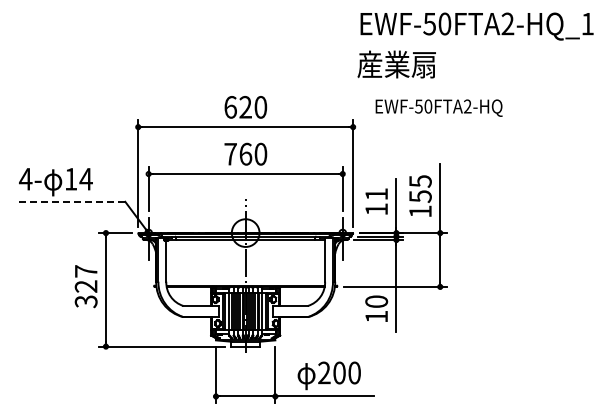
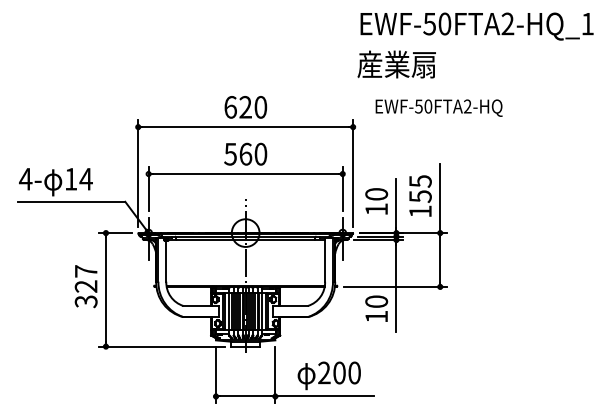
text: 760 -> 560 (230, 154)
text: 11 -> 10 (376, 194)
line: dashed -> solid (71, 201)
